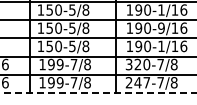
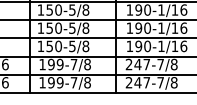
text: 190-9/16 -> 190-1/16 (161, 27)
text: 320-7/8 -> 247-7/8 (137, 64)
line: dashed -> solid (98, 92)
